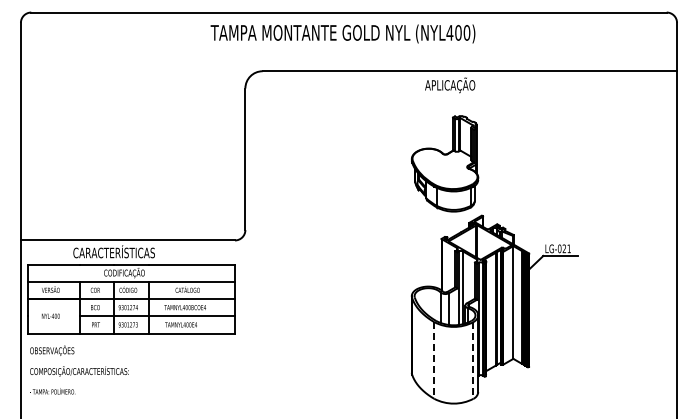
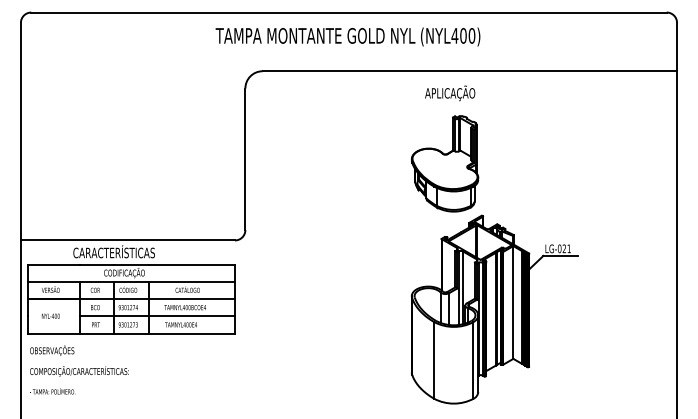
text position: (342, 33) -> (347, 36) (347, 36)
text position: (450, 85) -> (450, 93) (450, 93)
line: dashed -> solid (434, 361)
line: dashed -> solid (473, 361)
